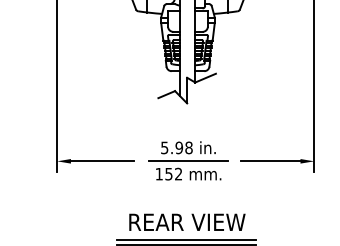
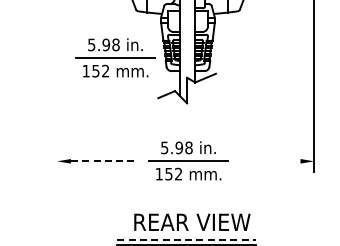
part: none -> present (115, 57)
line: present -> none (57, 87)
line: solid -> dashed (102, 161)
line: present -> none (270, 161)
text position: (187, 221) -> (192, 221) (192, 221)
line: solid -> dashed (187, 240)
